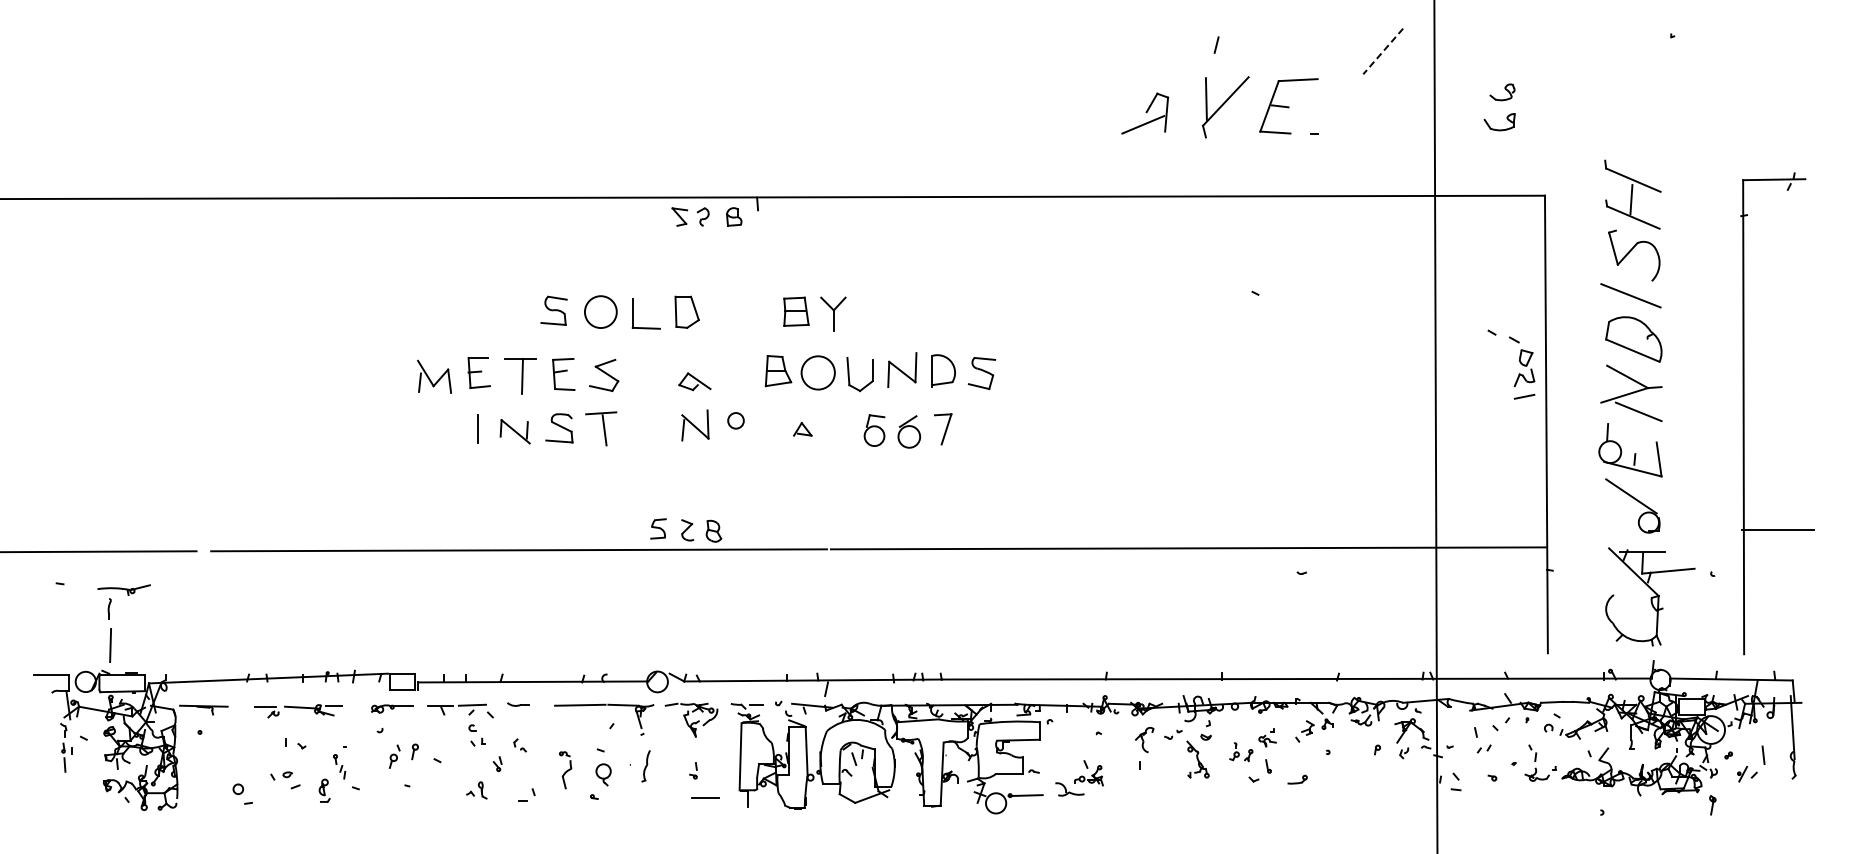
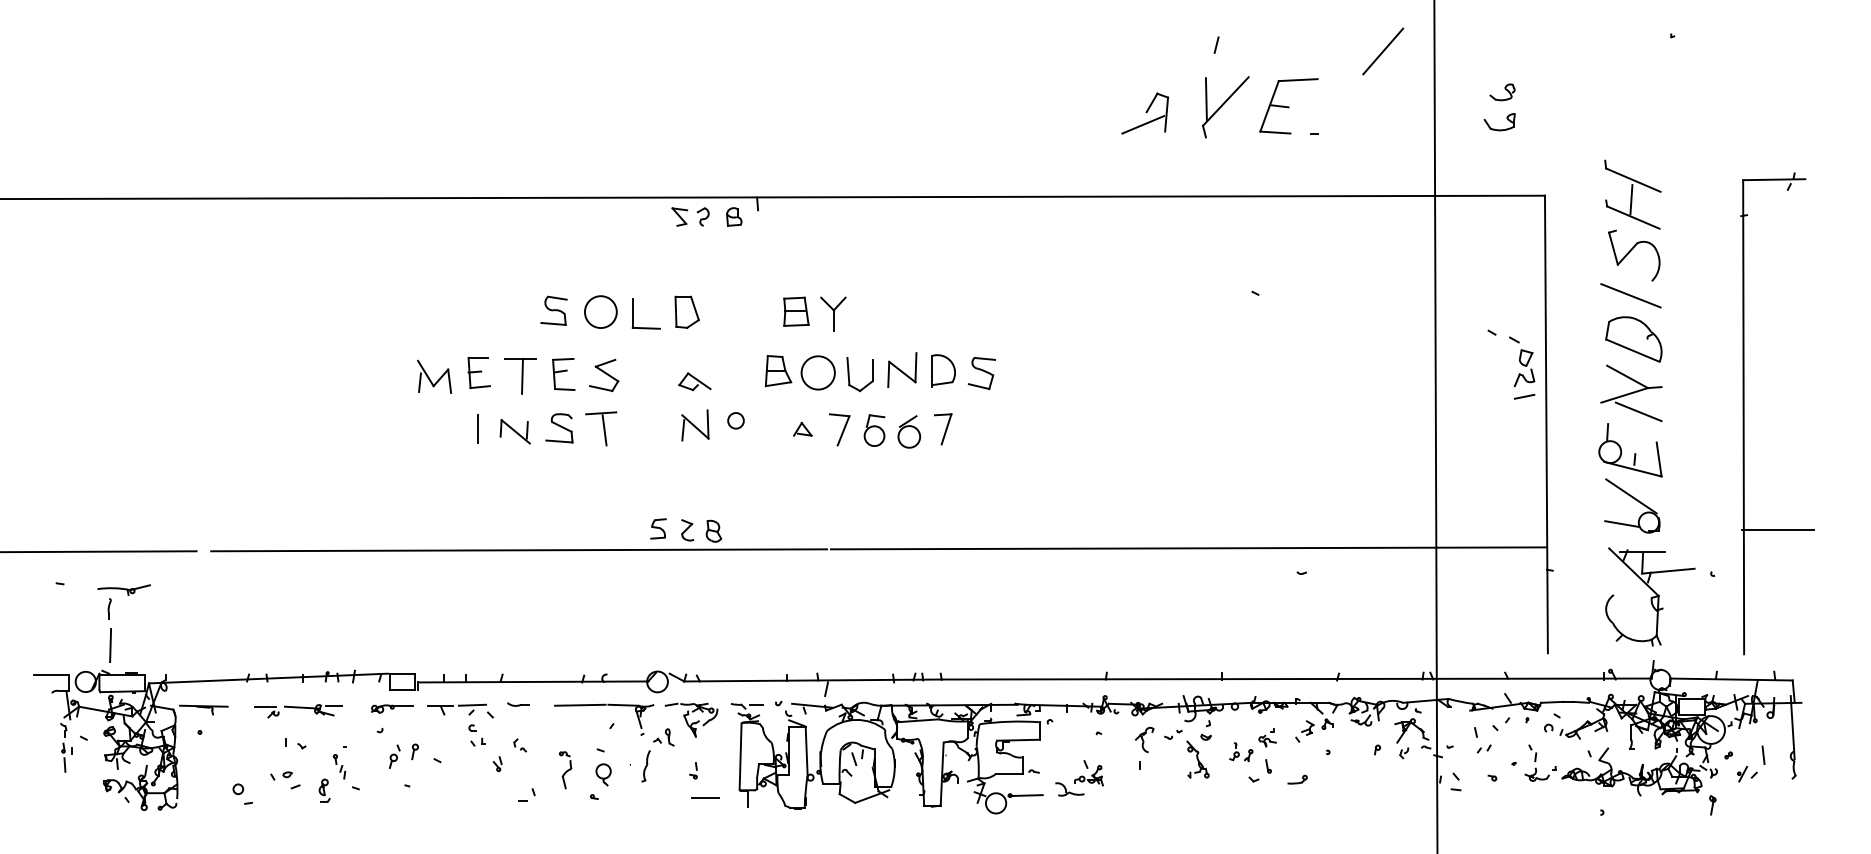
line: dashed -> solid (1382, 51)
part: none -> present (839, 429)
line: none -> present (1622, 524)
part position: (476, 790) -> (663, 737) (663, 737)
